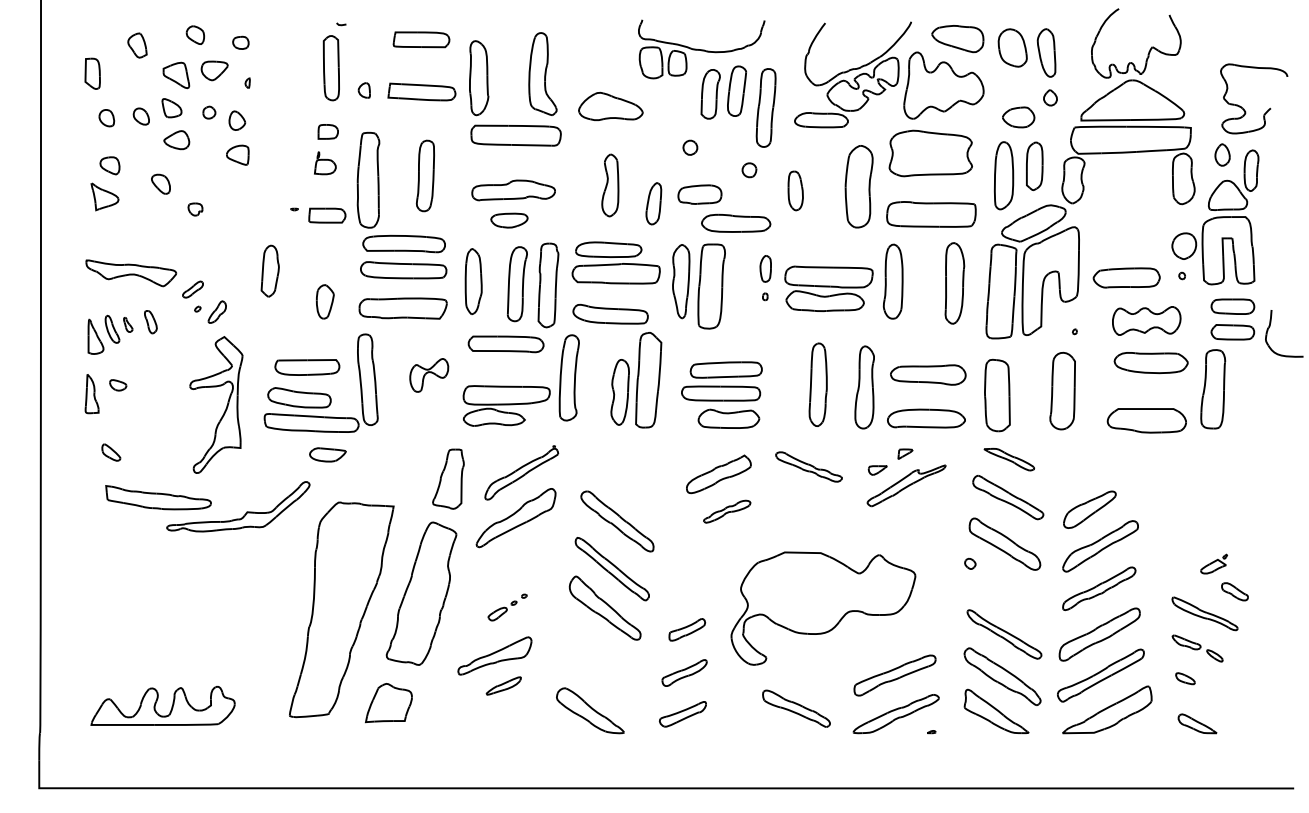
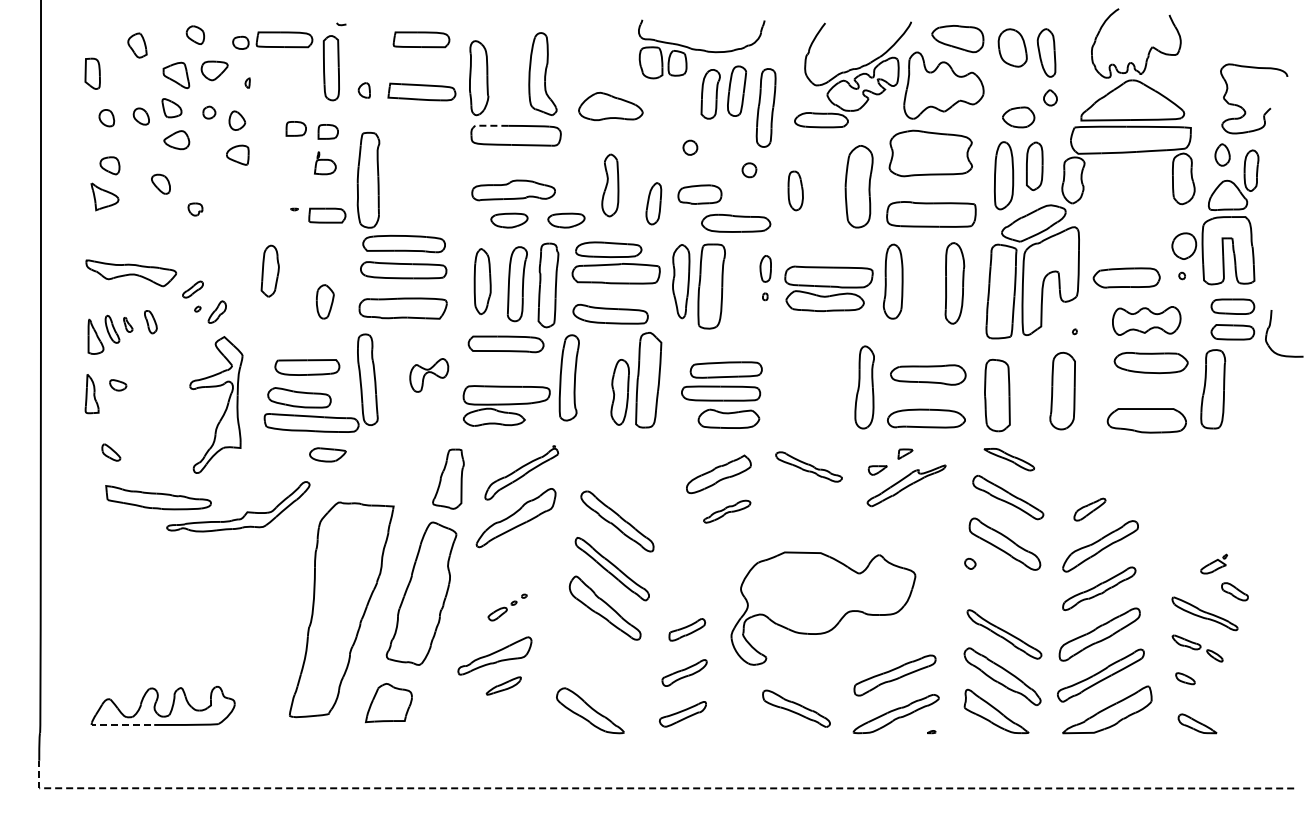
part: none -> present (284, 39)
line: solid -> dashed (489, 125)
part: none -> present (295, 128)
part: present -> none (424, 175)
part: none -> present (566, 220)
part position: (473, 281) -> (482, 281) (482, 281)
part: present -> none (817, 384)
part size: 54x39 px -> 34x25 px (1089, 509)
line: solid -> dashed (121, 724)
line: solid -> dashed (652, 788)
